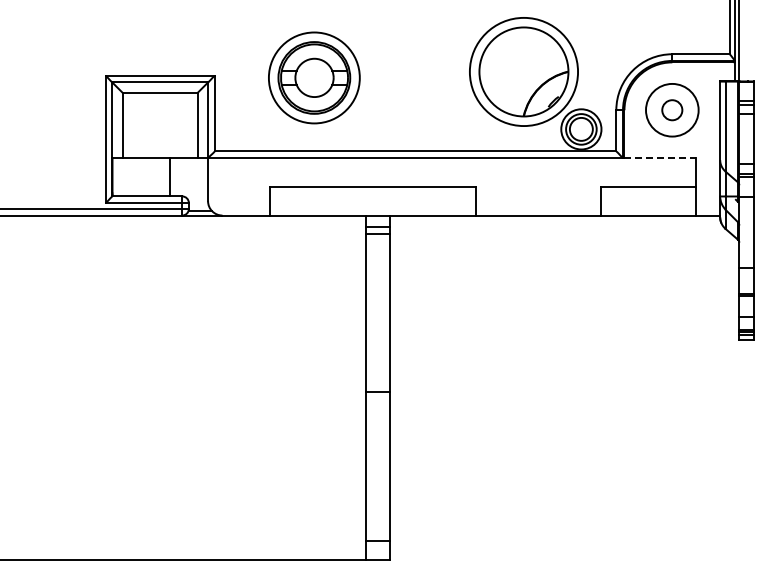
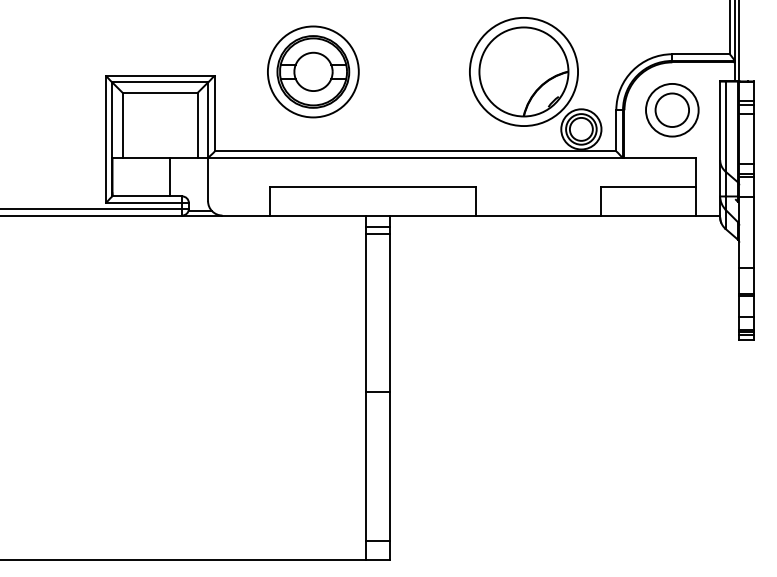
part position: (314, 77) -> (313, 71) (313, 71)
circle diameter: 20 px -> 34 px (672, 110)
line: dashed -> solid (660, 158)
